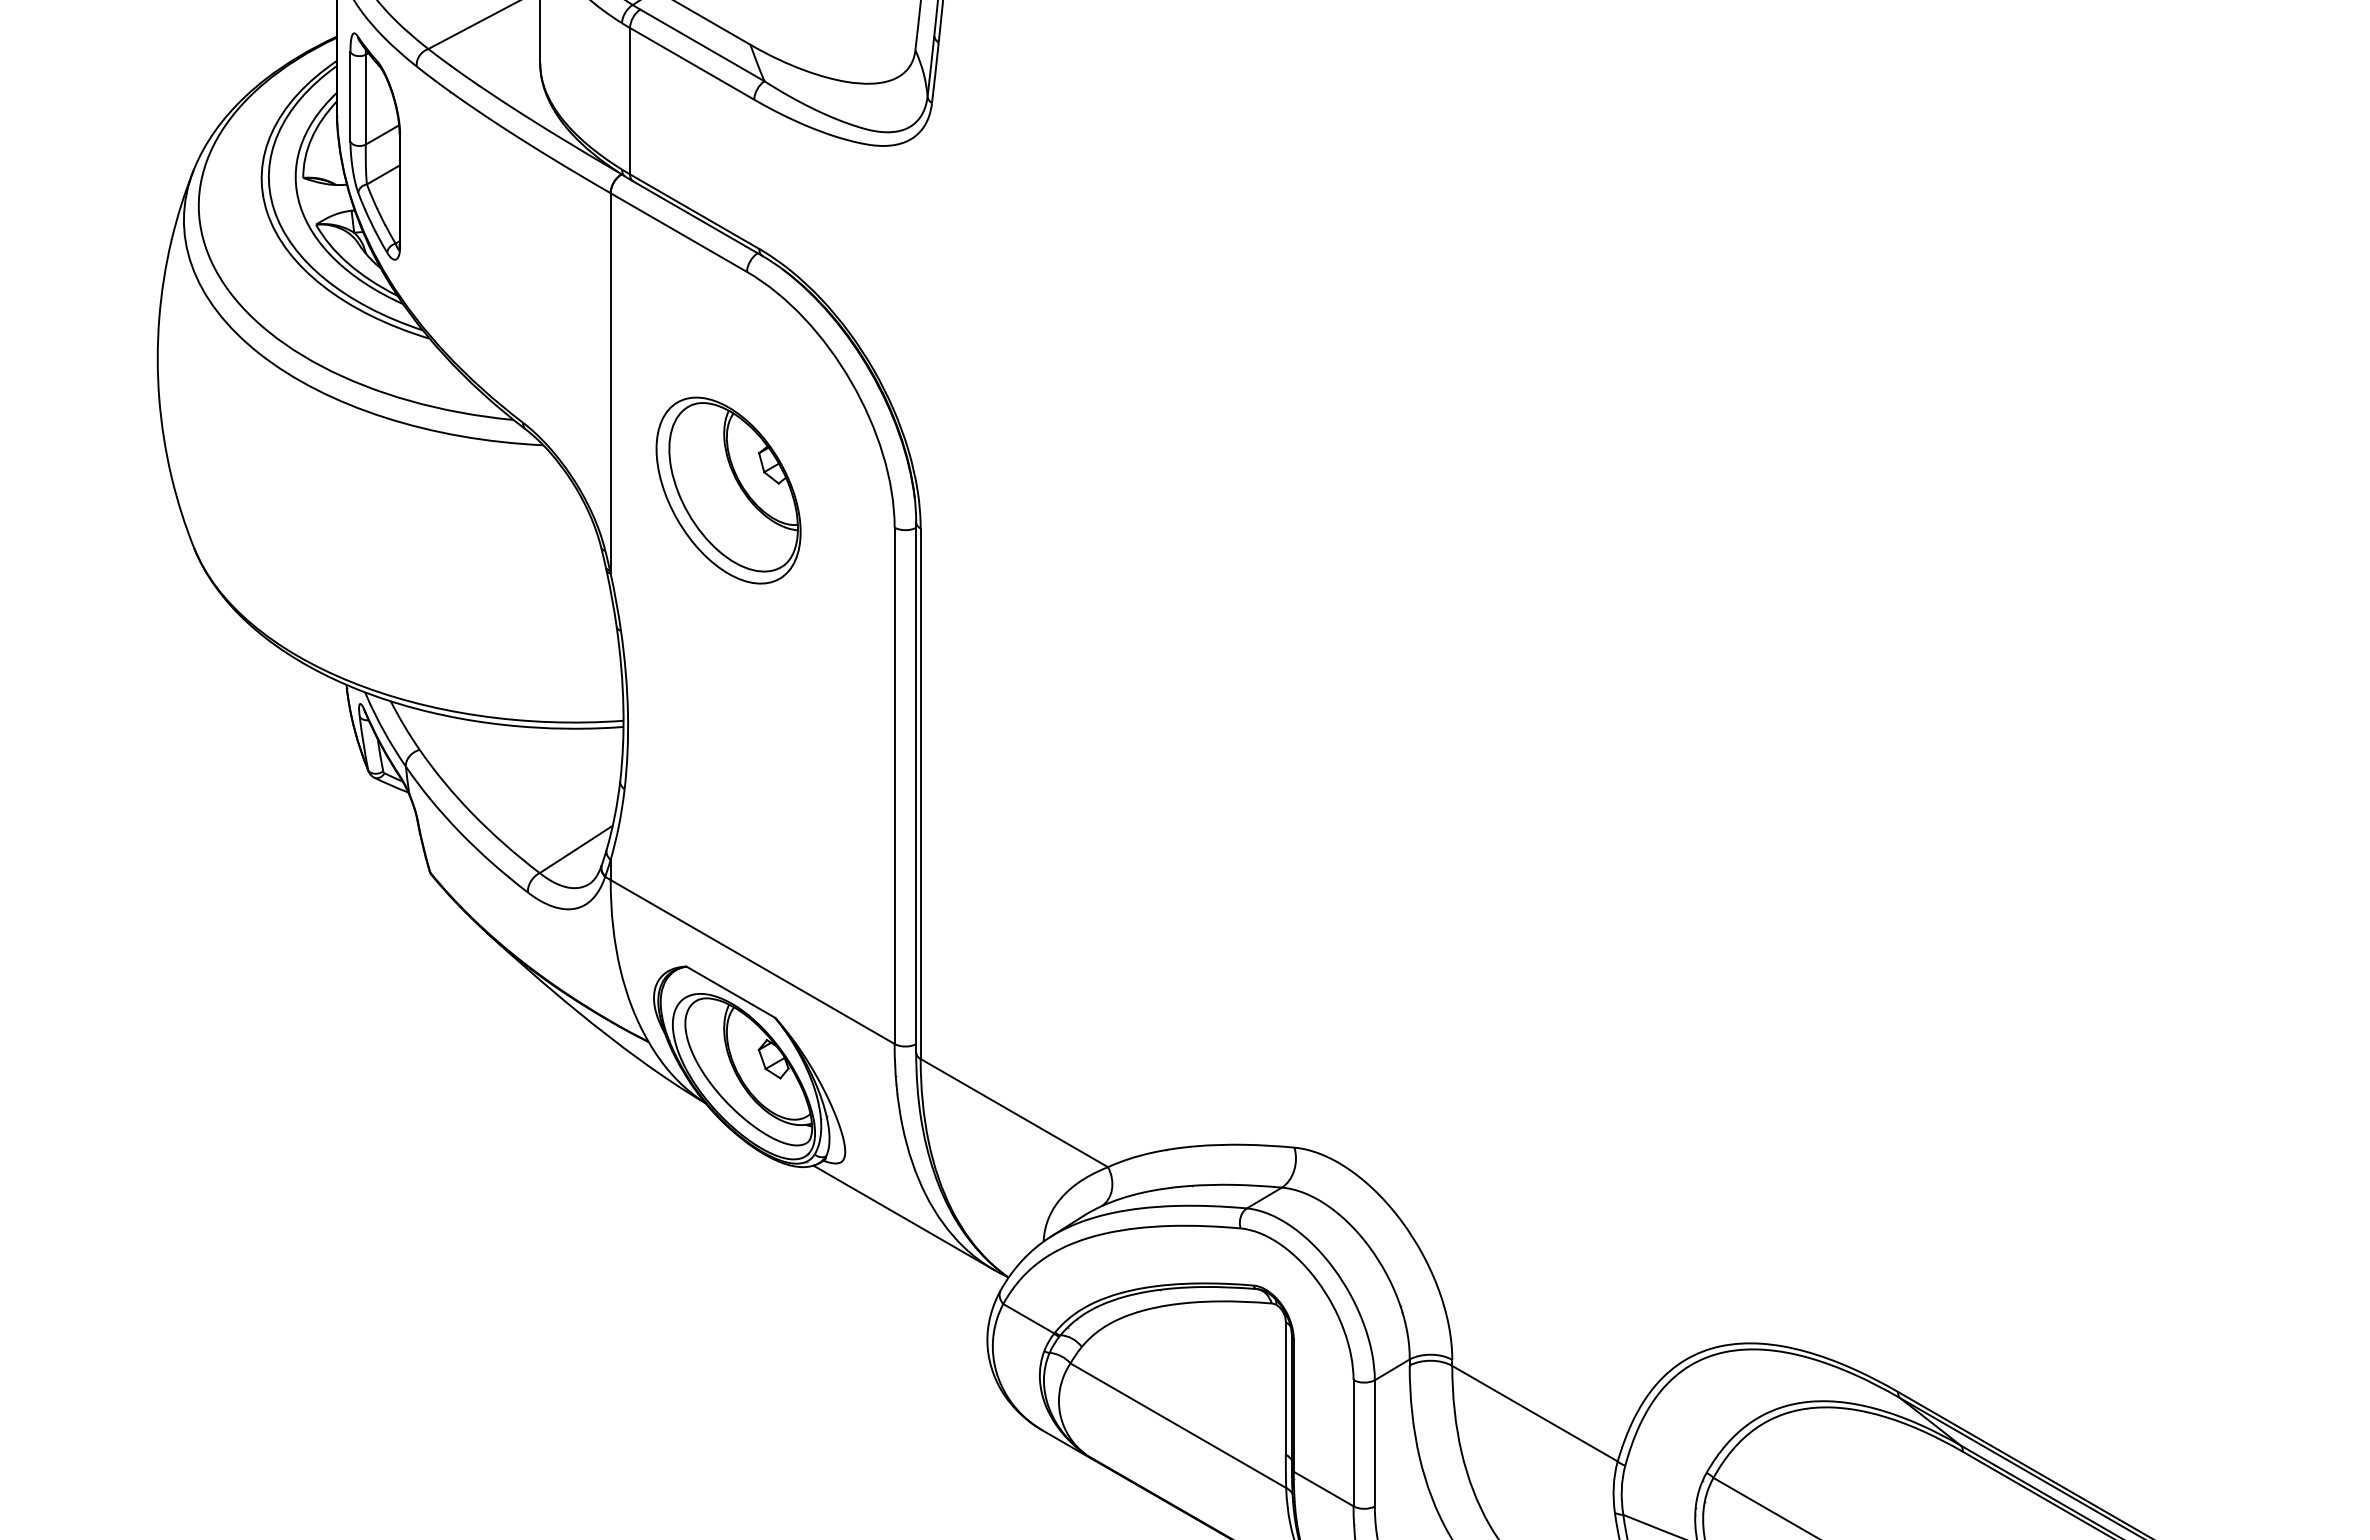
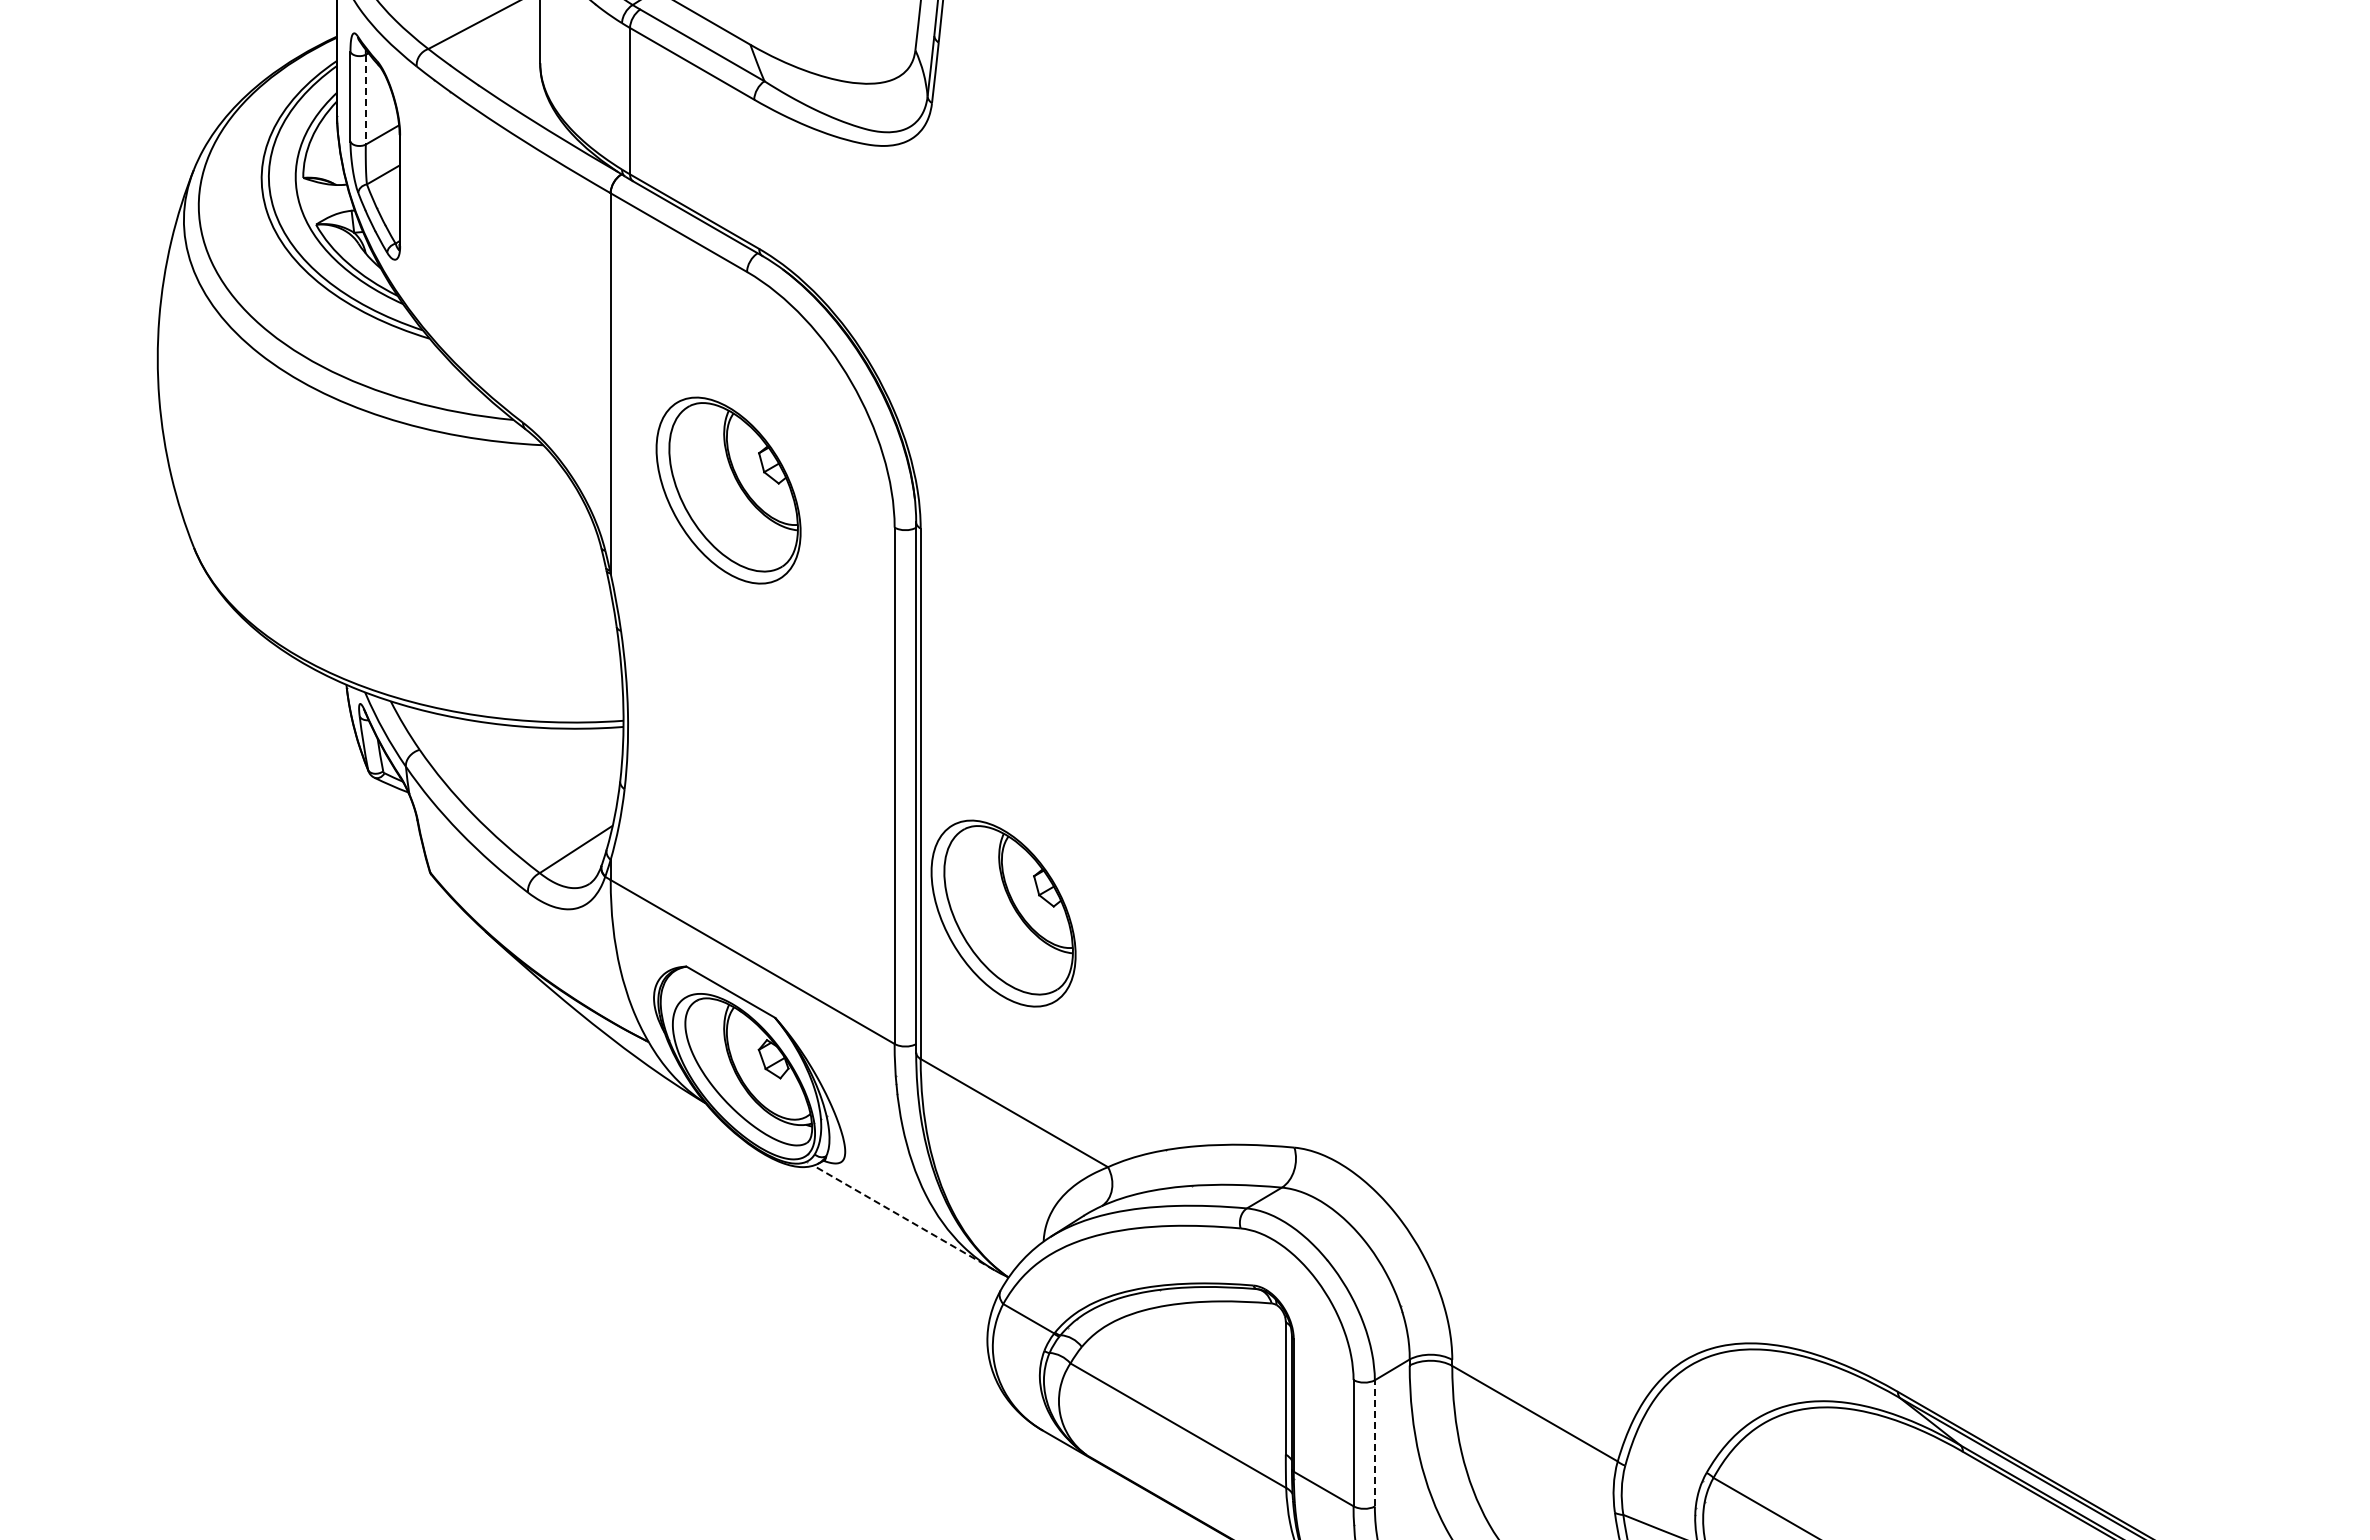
line: solid -> dashed (365, 99)
part: none -> present (1003, 913)
line: solid -> dashed (903, 1217)
line: solid -> dashed (1374, 1442)
